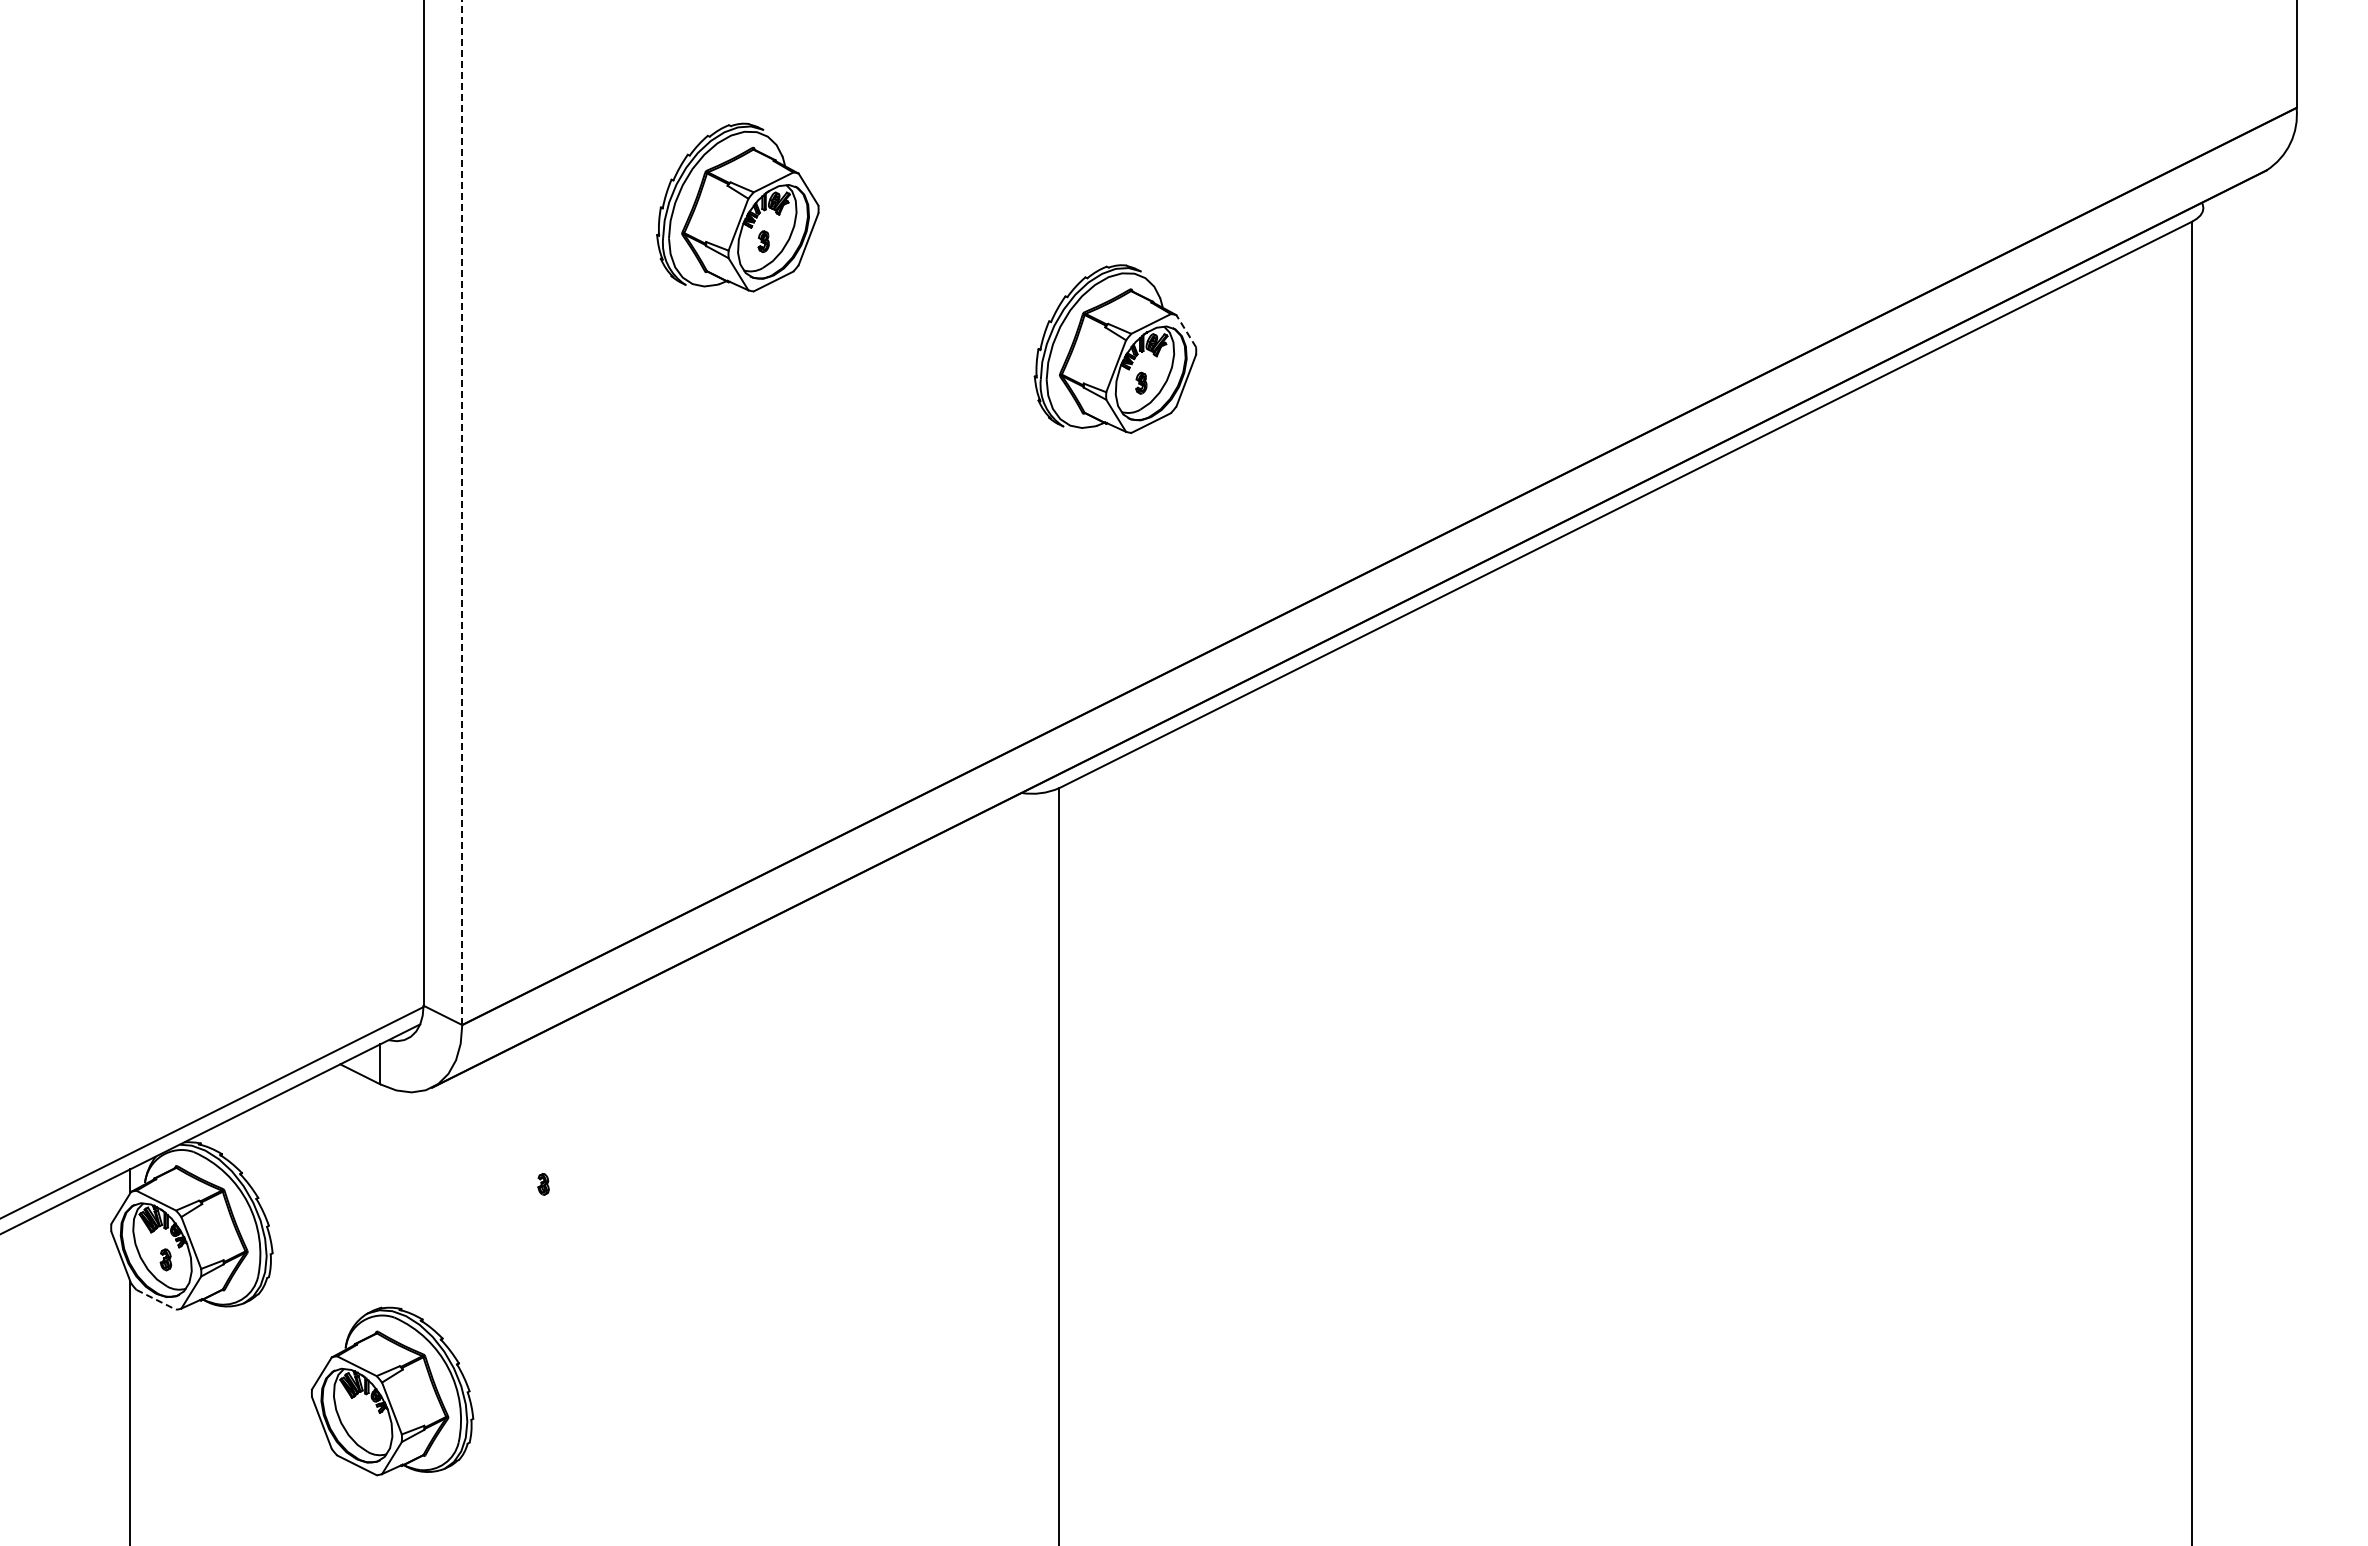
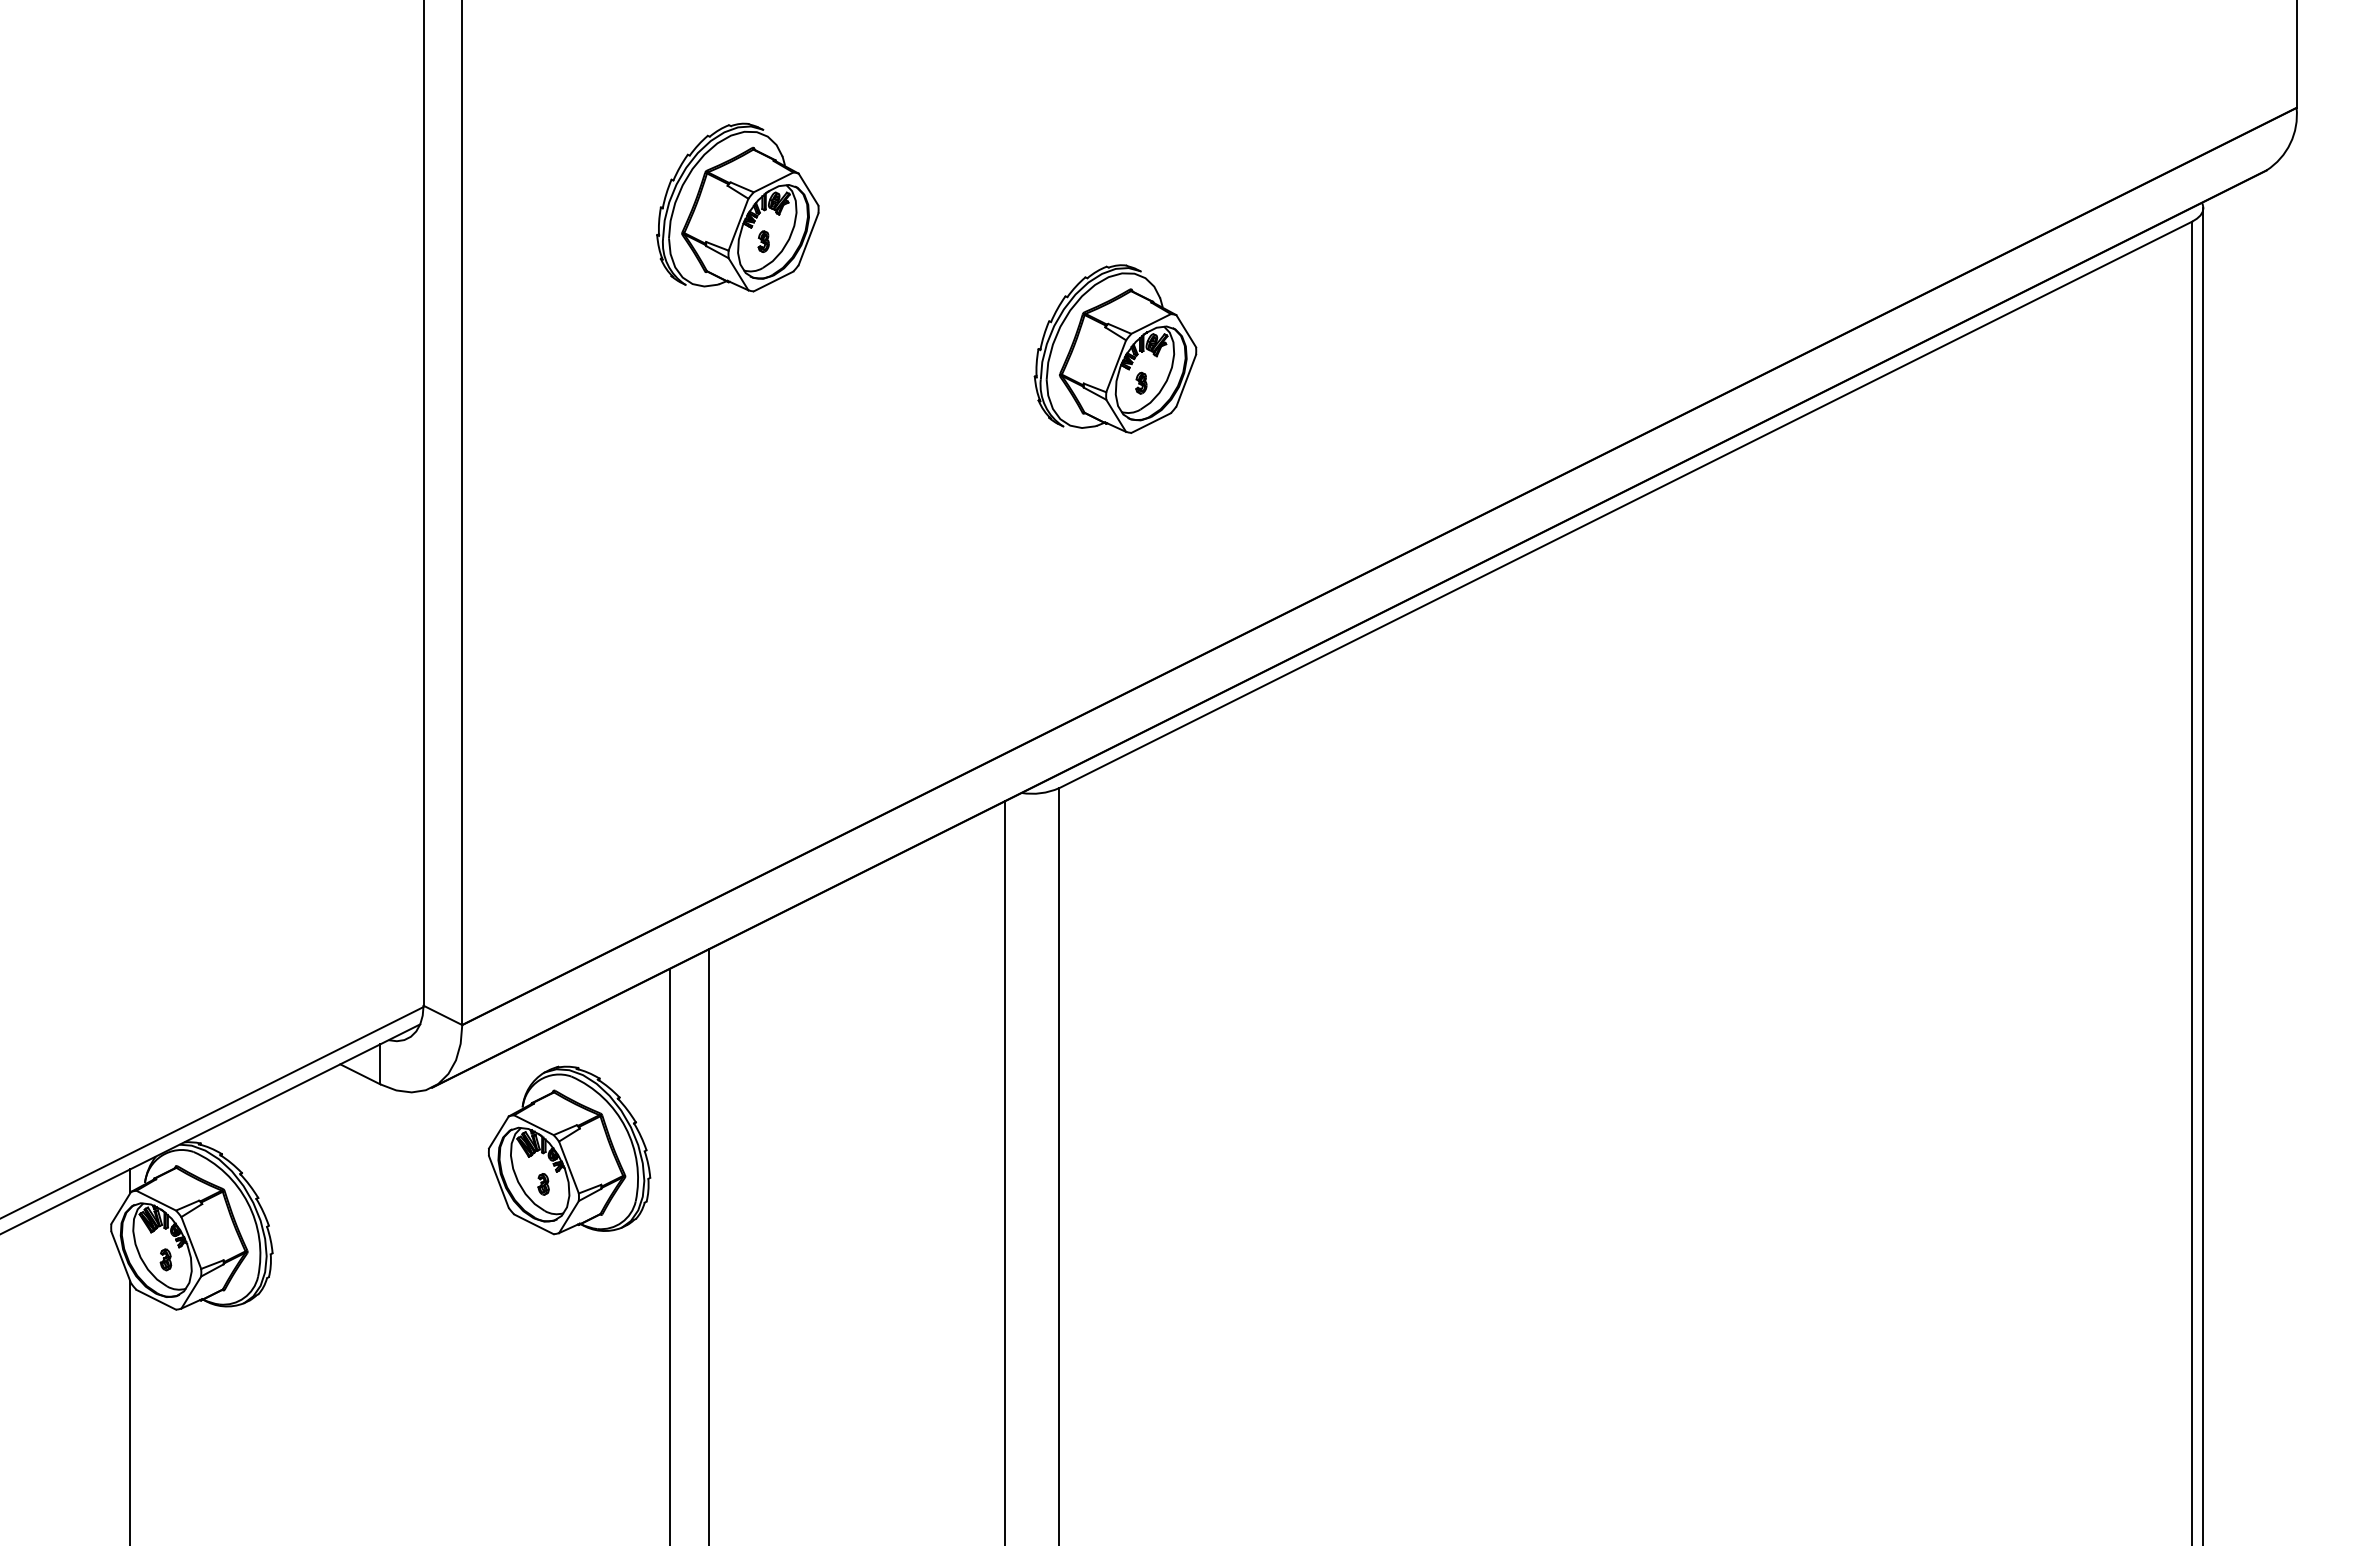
line: dashed -> solid (1186, 331)
line: dashed -> solid (462, 512)
line: none -> present (2203, 875)
line: none -> present (1005, 1171)
line: none -> present (708, 1245)
line: none -> present (669, 1255)
line: dashed -> solid (156, 1300)
part position: (392, 1391) -> (569, 1150) (569, 1150)
